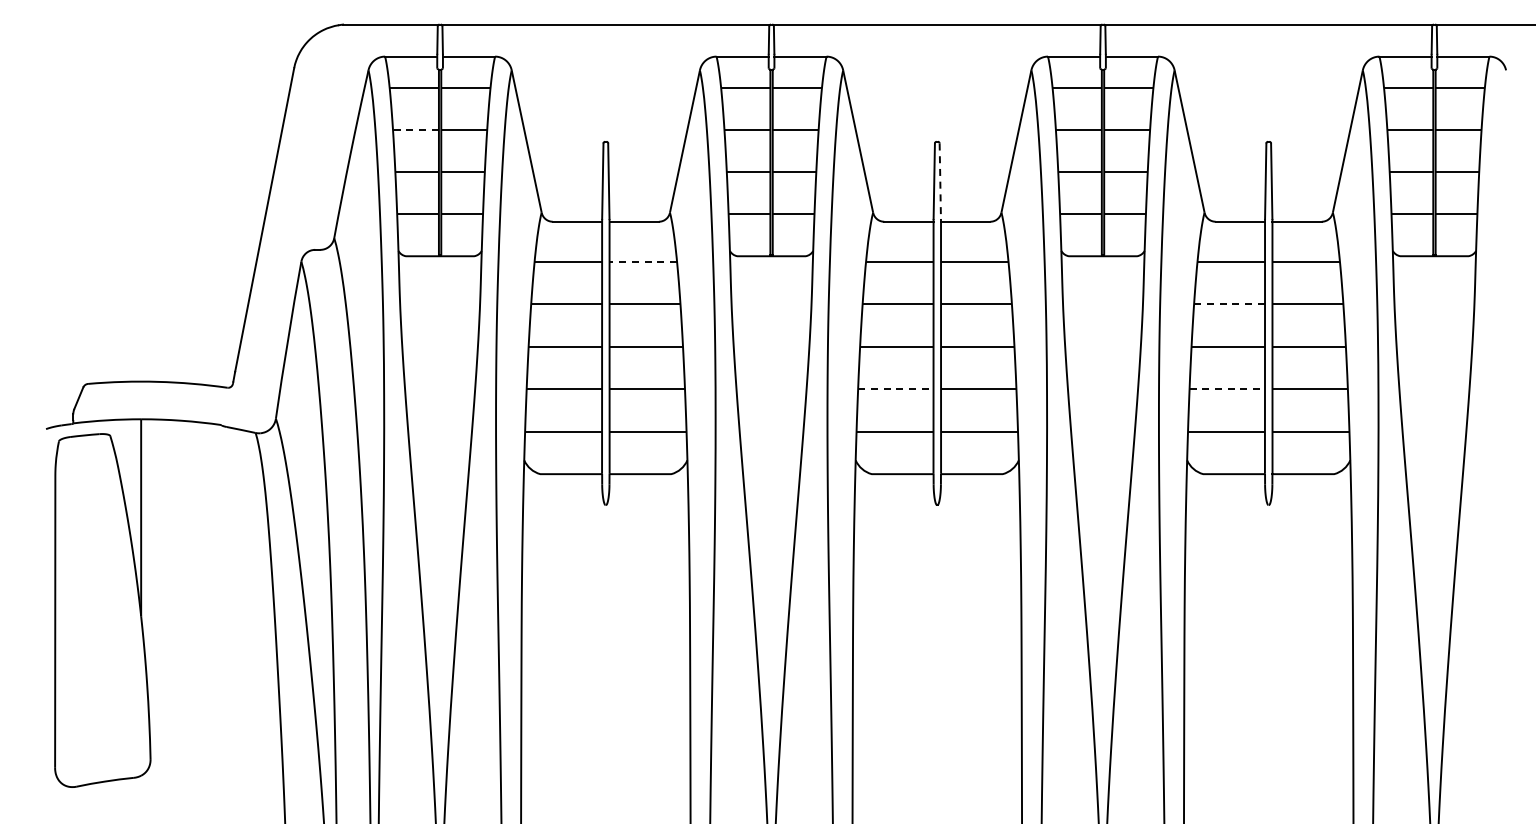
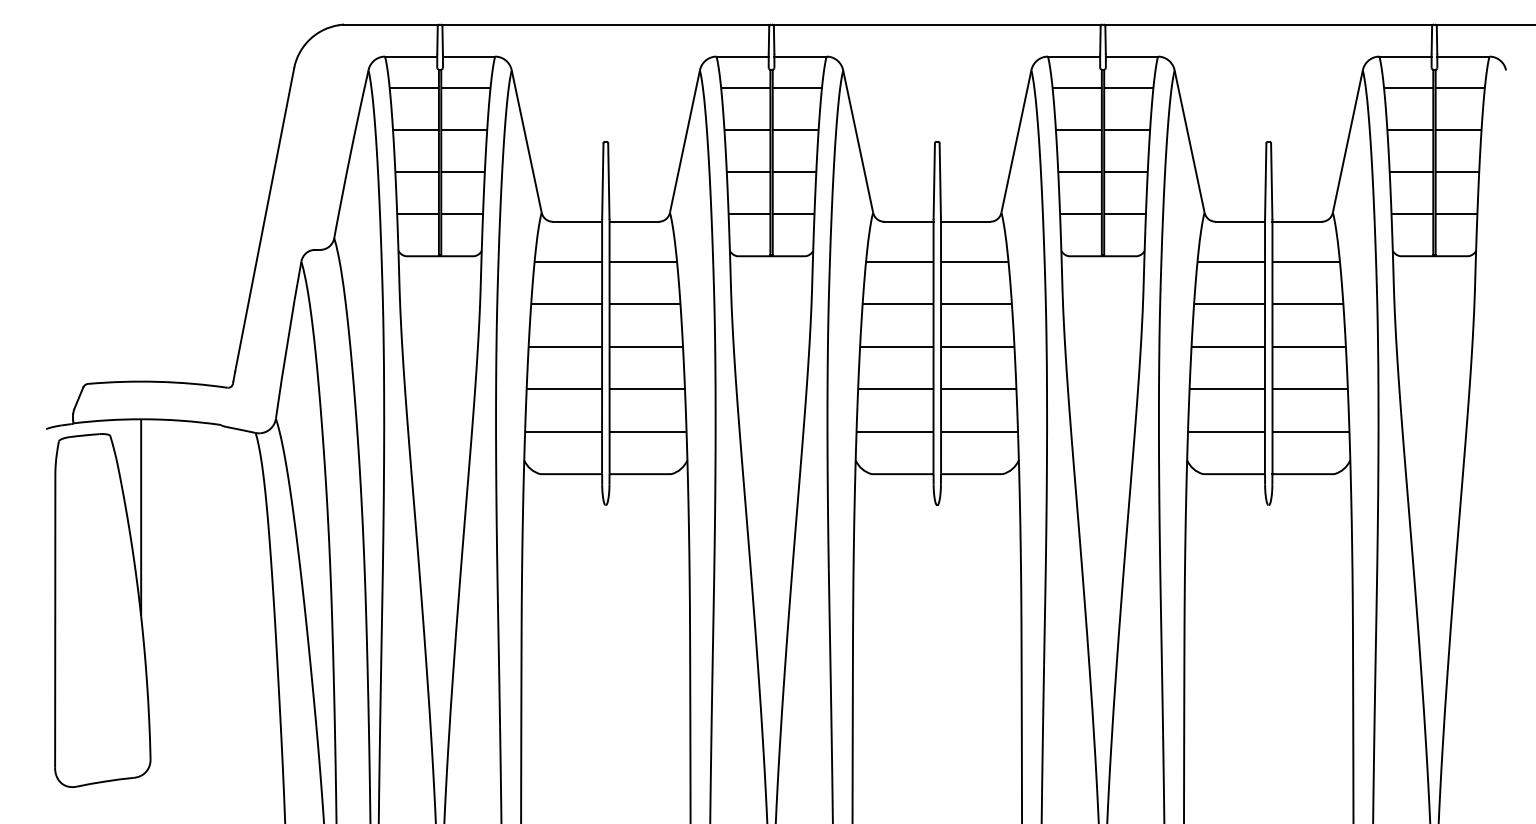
line: dashed -> solid (415, 129)
line: dashed -> solid (940, 181)
line: dashed -> solid (643, 261)
line: dashed -> solid (1230, 304)
line: dashed -> solid (895, 389)
line: dashed -> solid (1227, 389)
